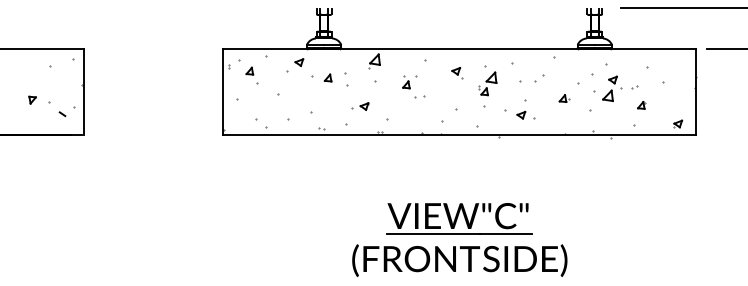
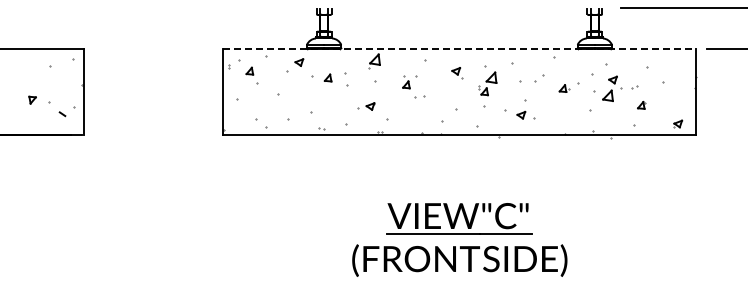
line: solid -> dashed (459, 49)
part position: (564, 98) -> (564, 88) (564, 88)
part position: (360, 106) -> (366, 106) (366, 106)
